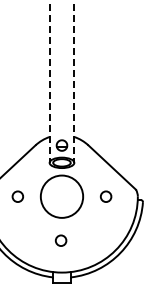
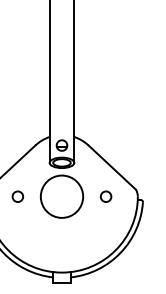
line: dashed -> solid (49, 81)
line: dashed -> solid (74, 81)
circle: present -> none (60, 240)
